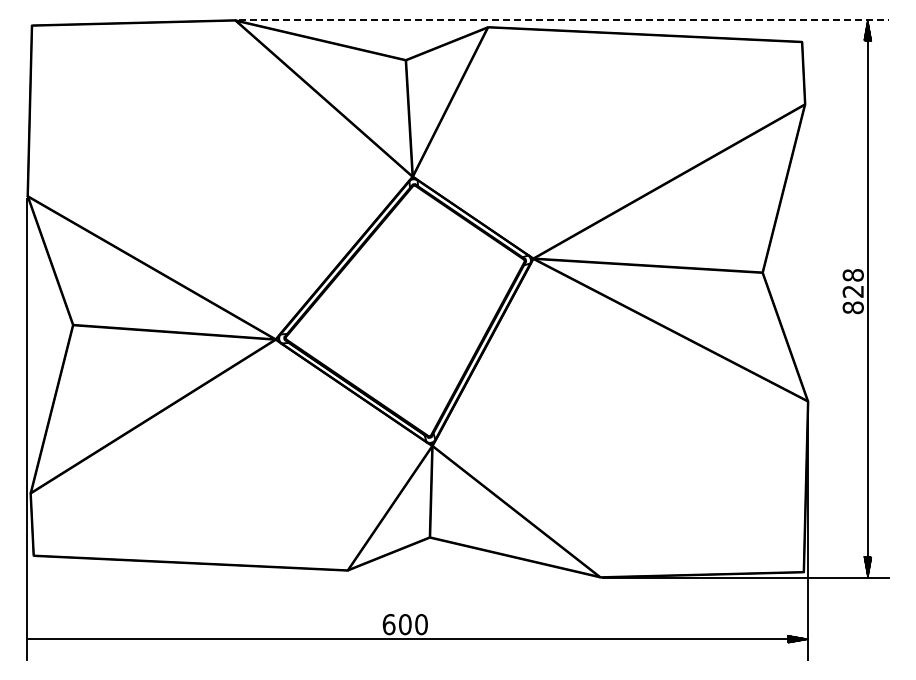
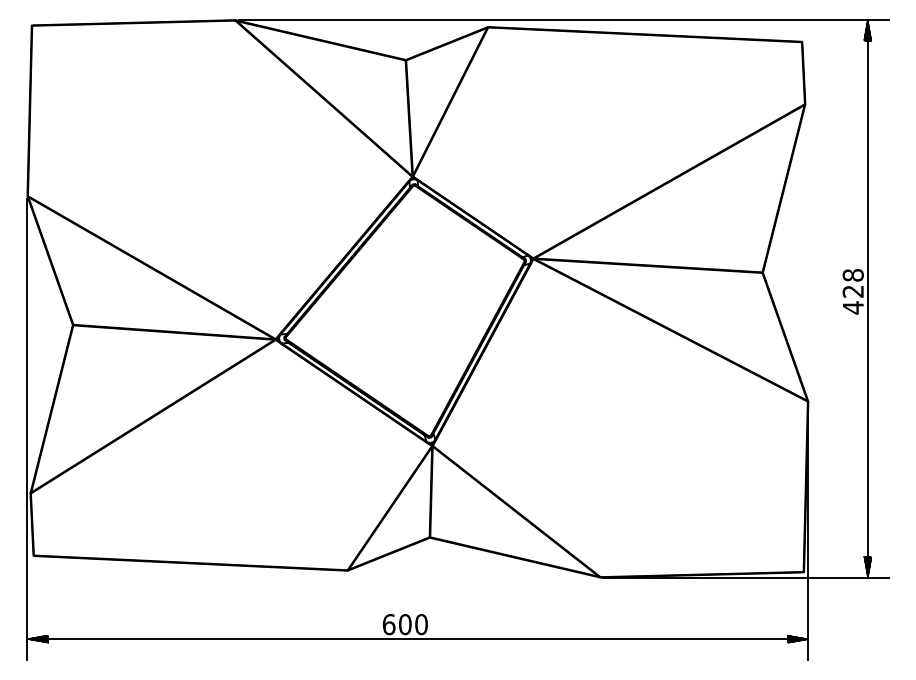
line: dashed -> solid (563, 20)
text: 828 -> 428 (852, 307)
hatch: none -> present (37, 638)
